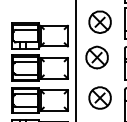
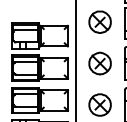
part position: (96, 57) -> (99, 63) (99, 63)
part position: (99, 97) -> (99, 104) (99, 104)
